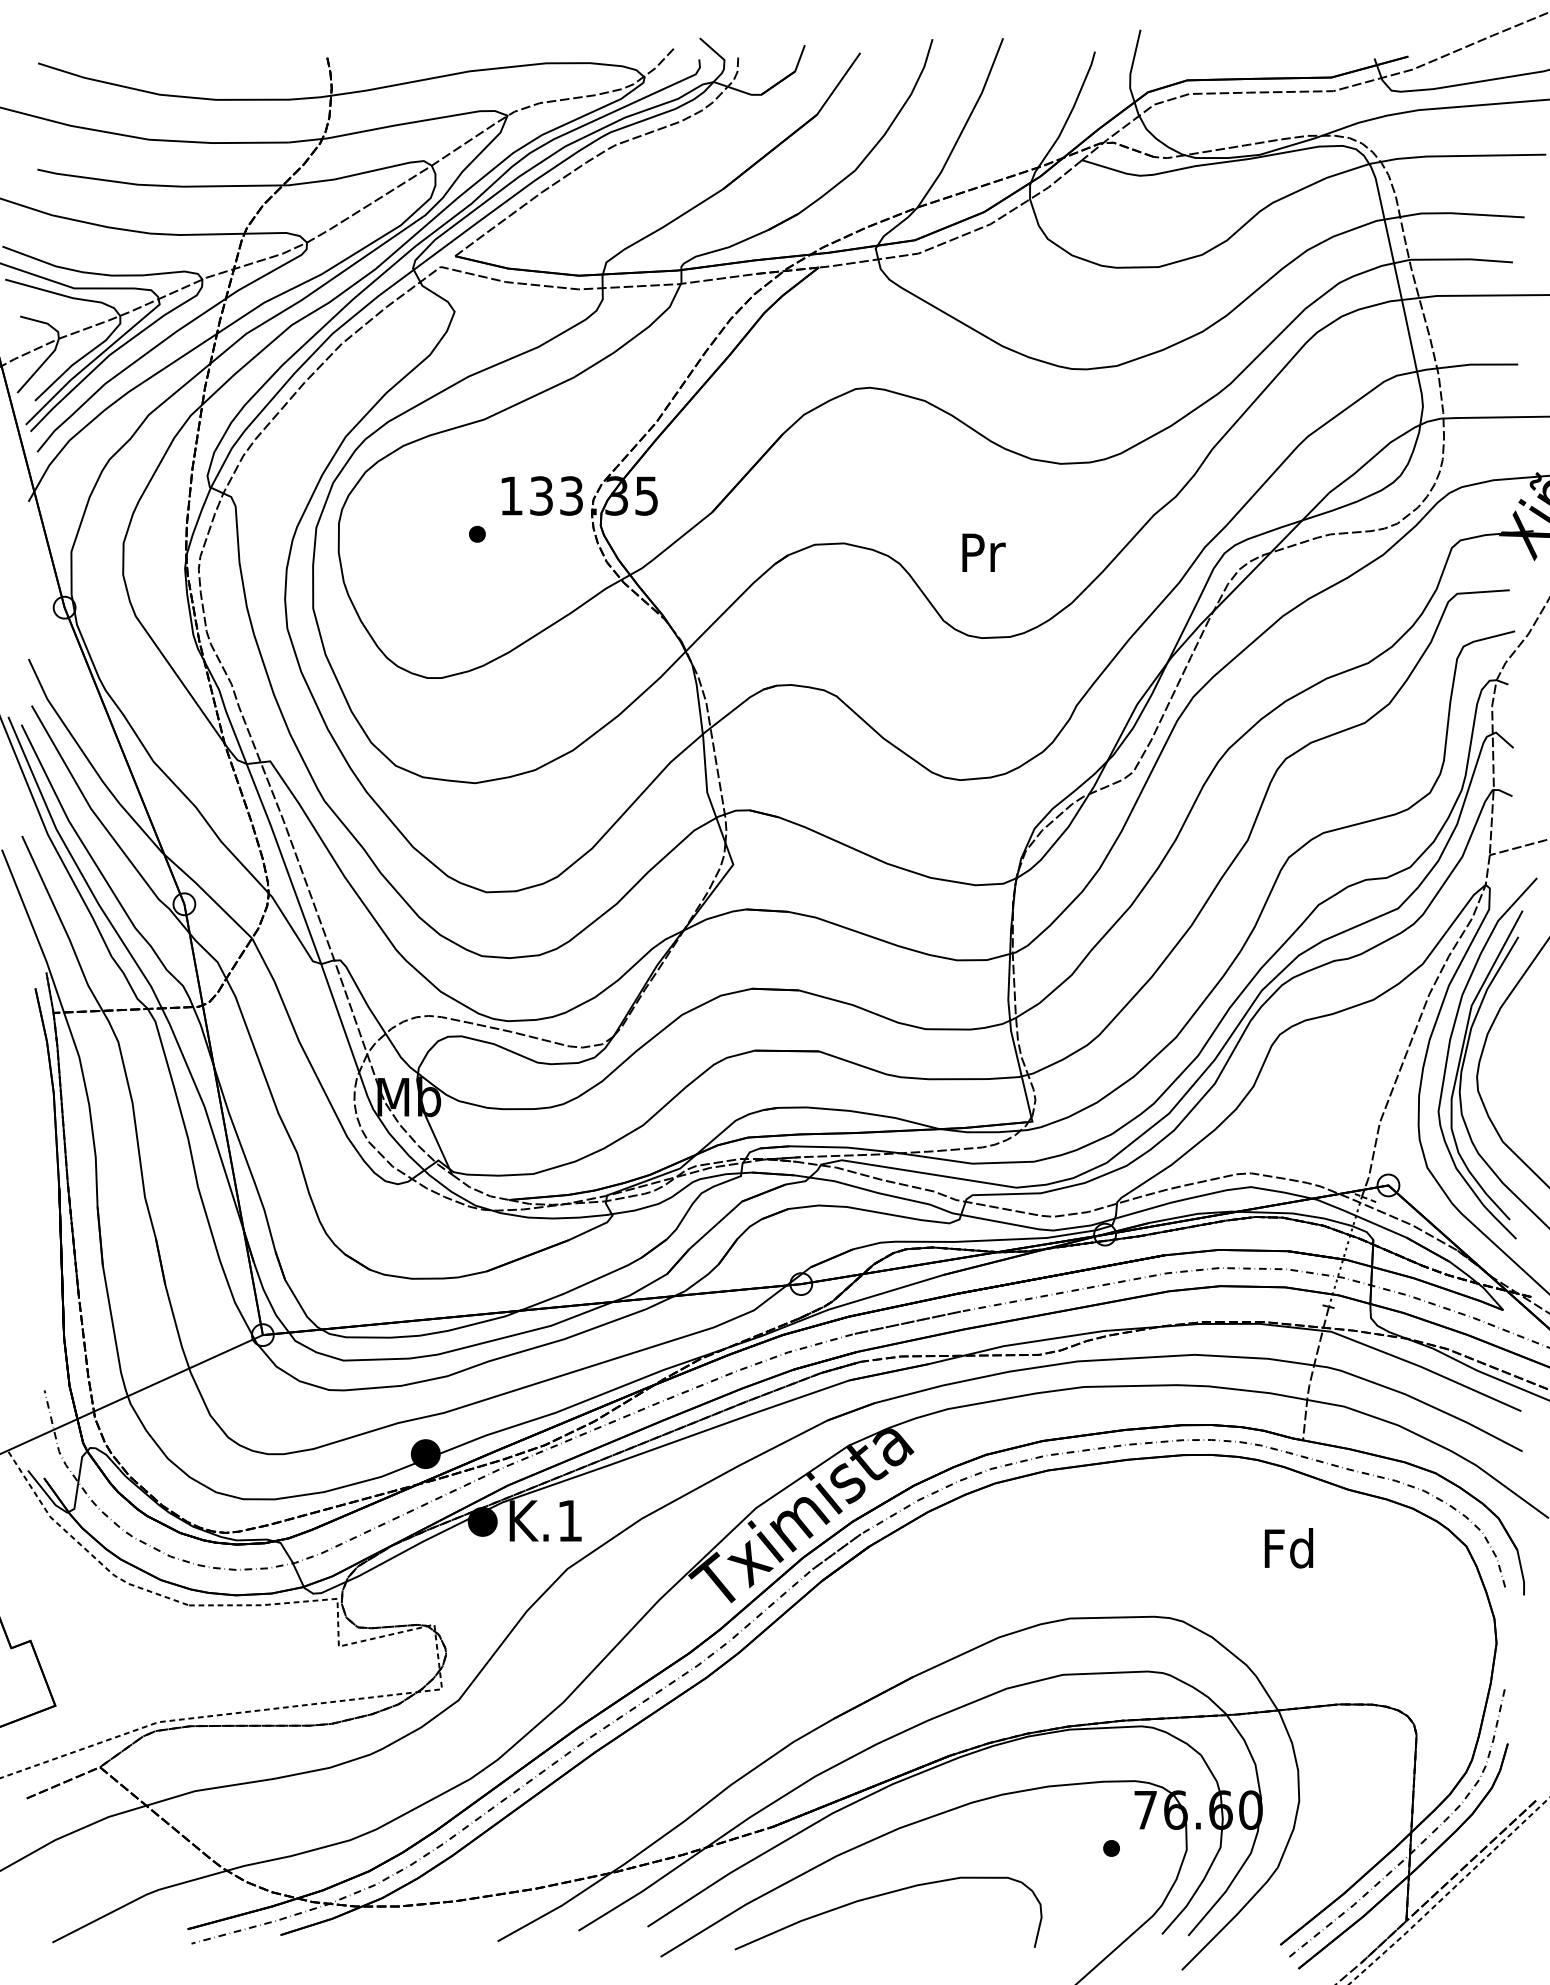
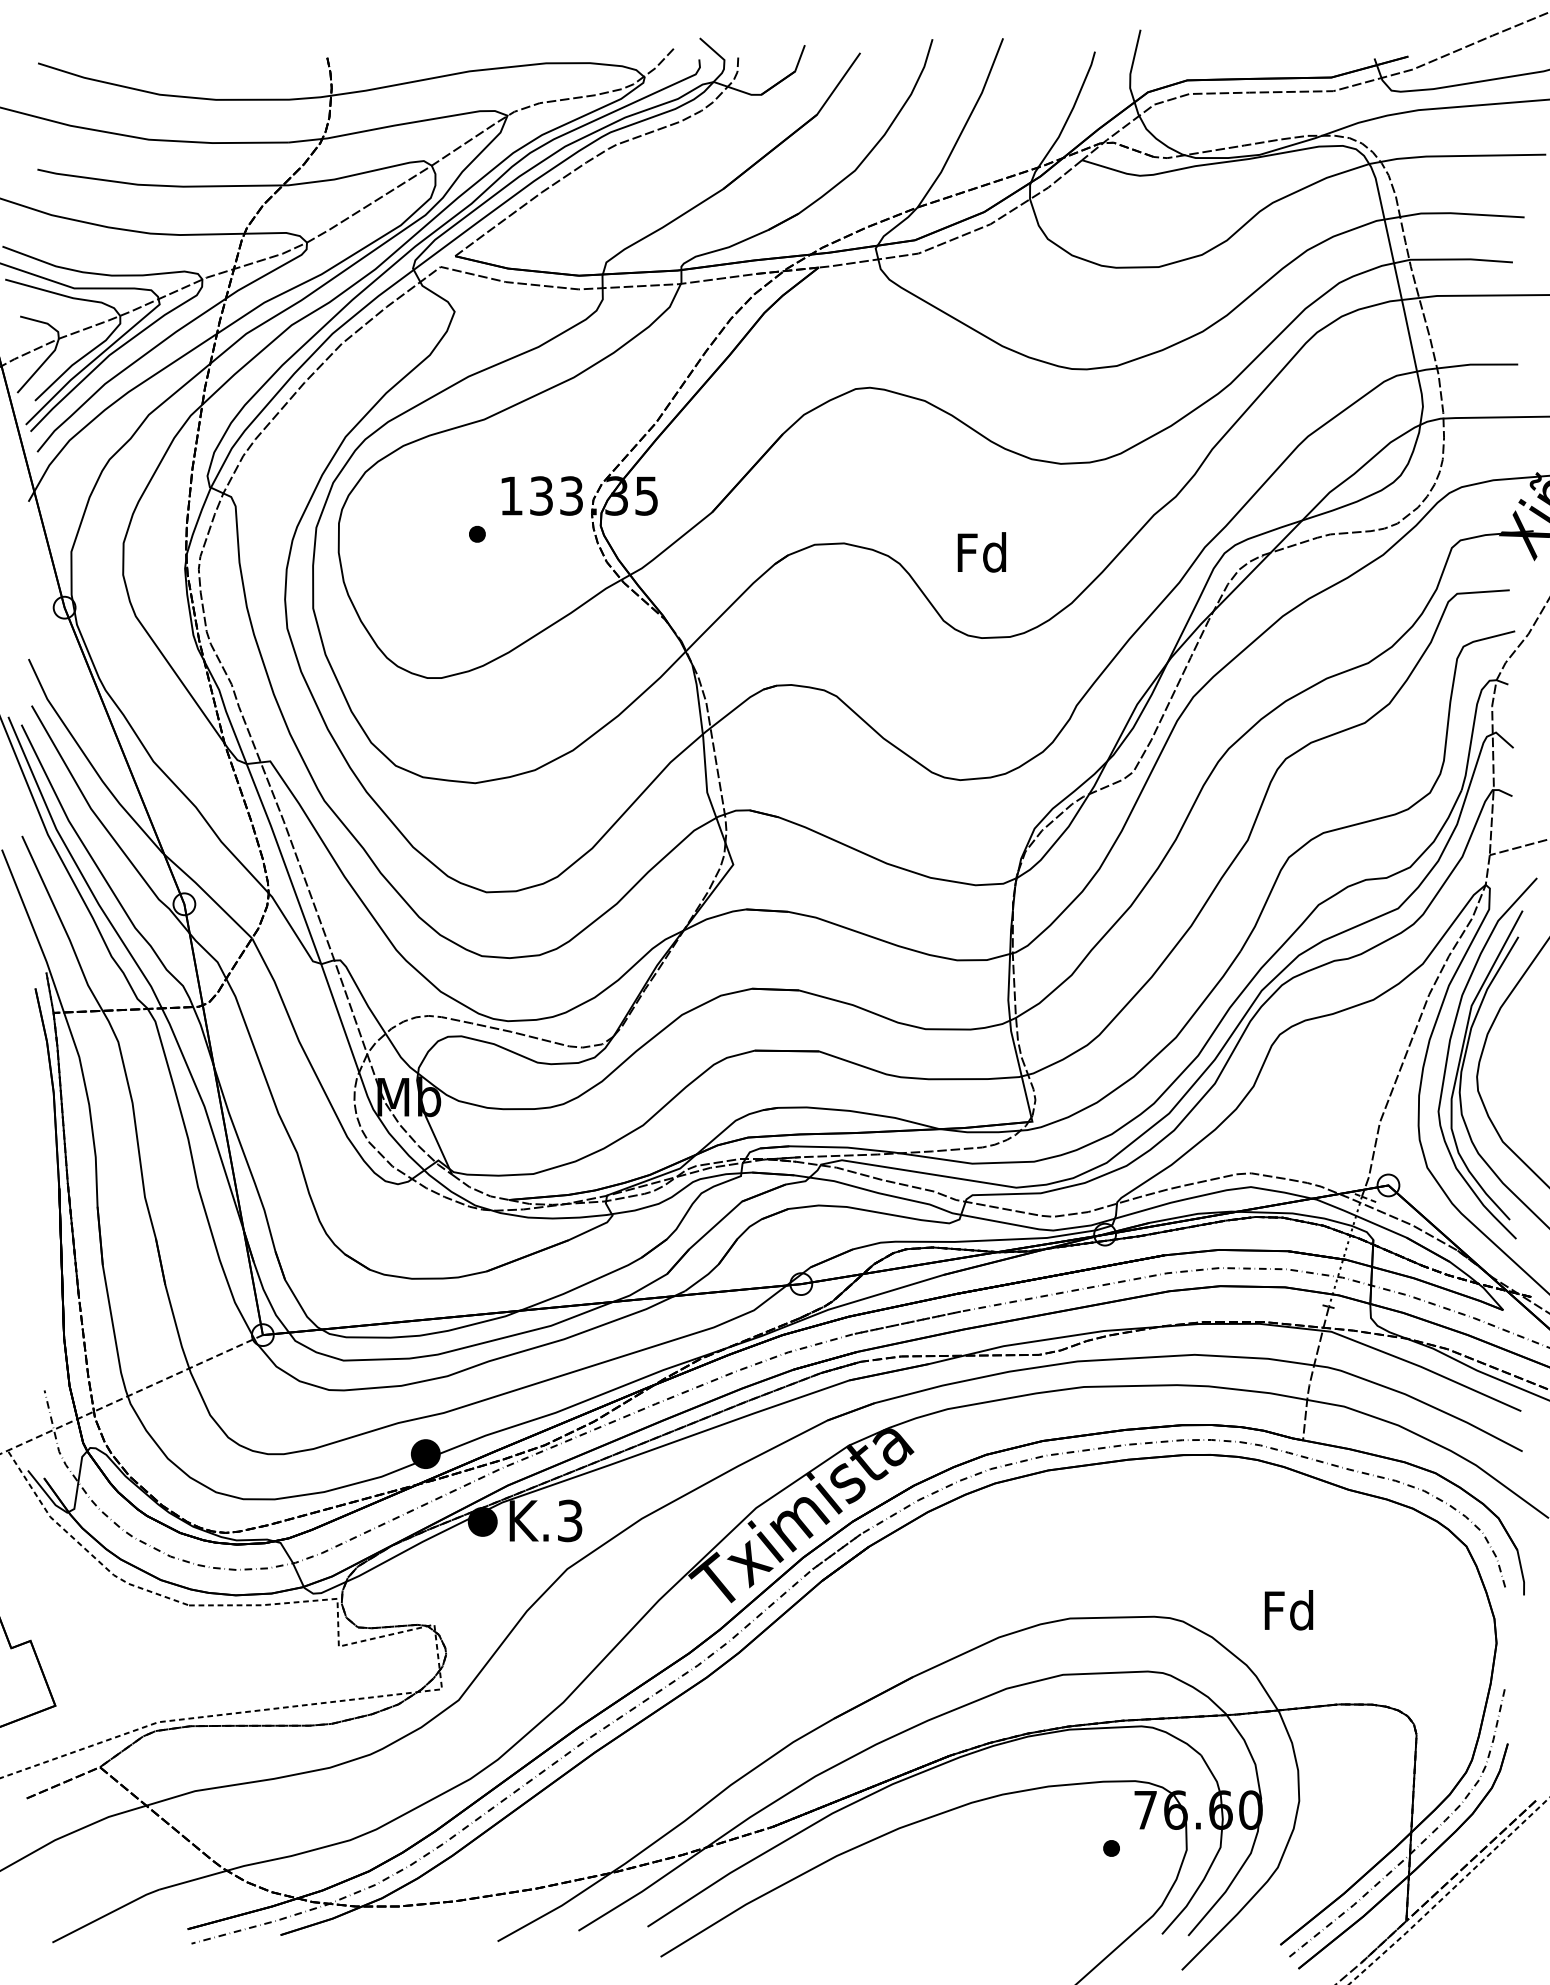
text: Pr -> Fd (981, 552)
line: solid -> dashed (131, 1394)
text: K.1 -> K.3 (570, 1520)
text position: (1288, 1548) -> (1288, 1610) (1288, 1610)
curve: present -> none (883, 1895)
